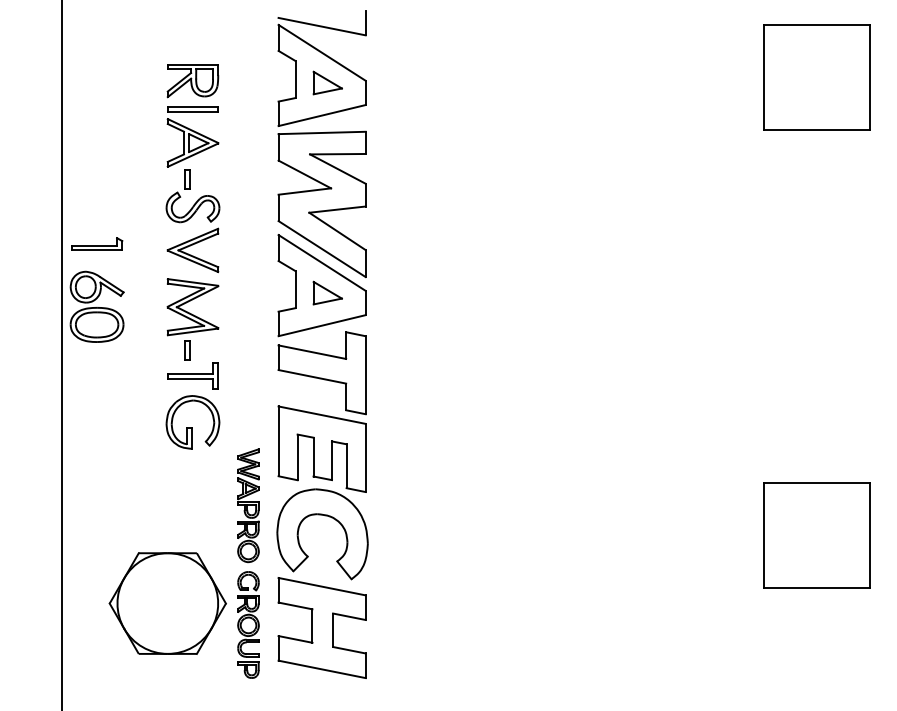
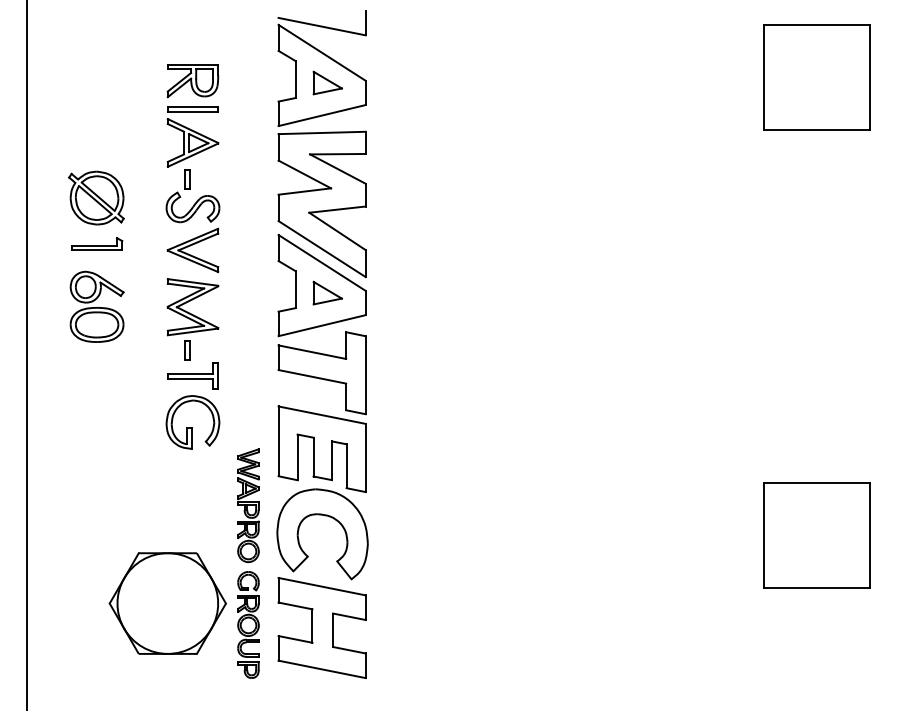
part: none -> present (96, 197)
line position: (61, 354) -> (26, 354) (26, 354)
